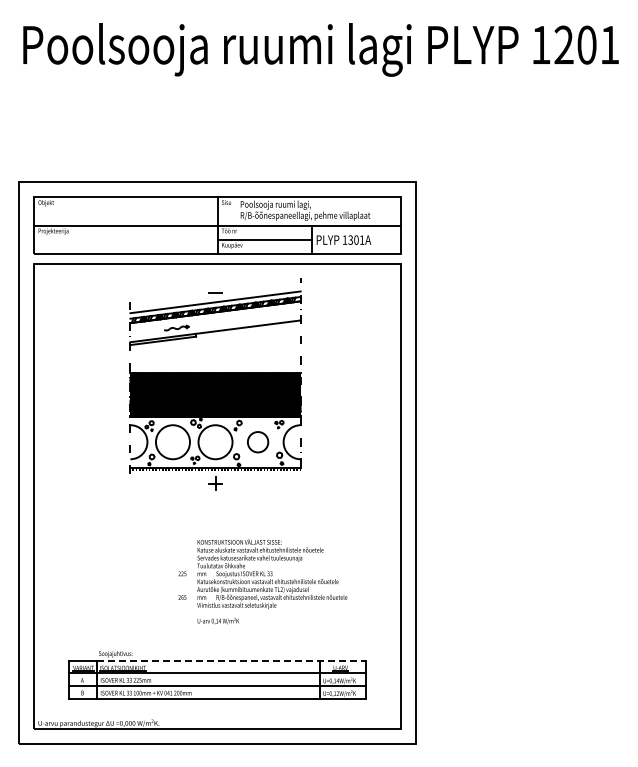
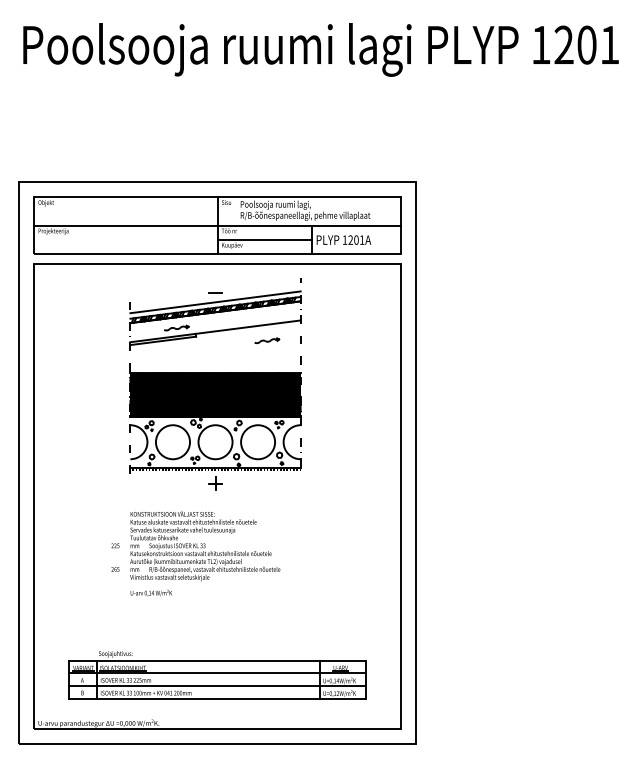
text: 1301A -> 1201A (350, 240)
part: none -> present (267, 340)
circle diameter: 20 px -> 34 px (258, 442)
text position: (262, 581) -> (195, 553) (195, 553)
line: dashed -> solid (231, 660)
